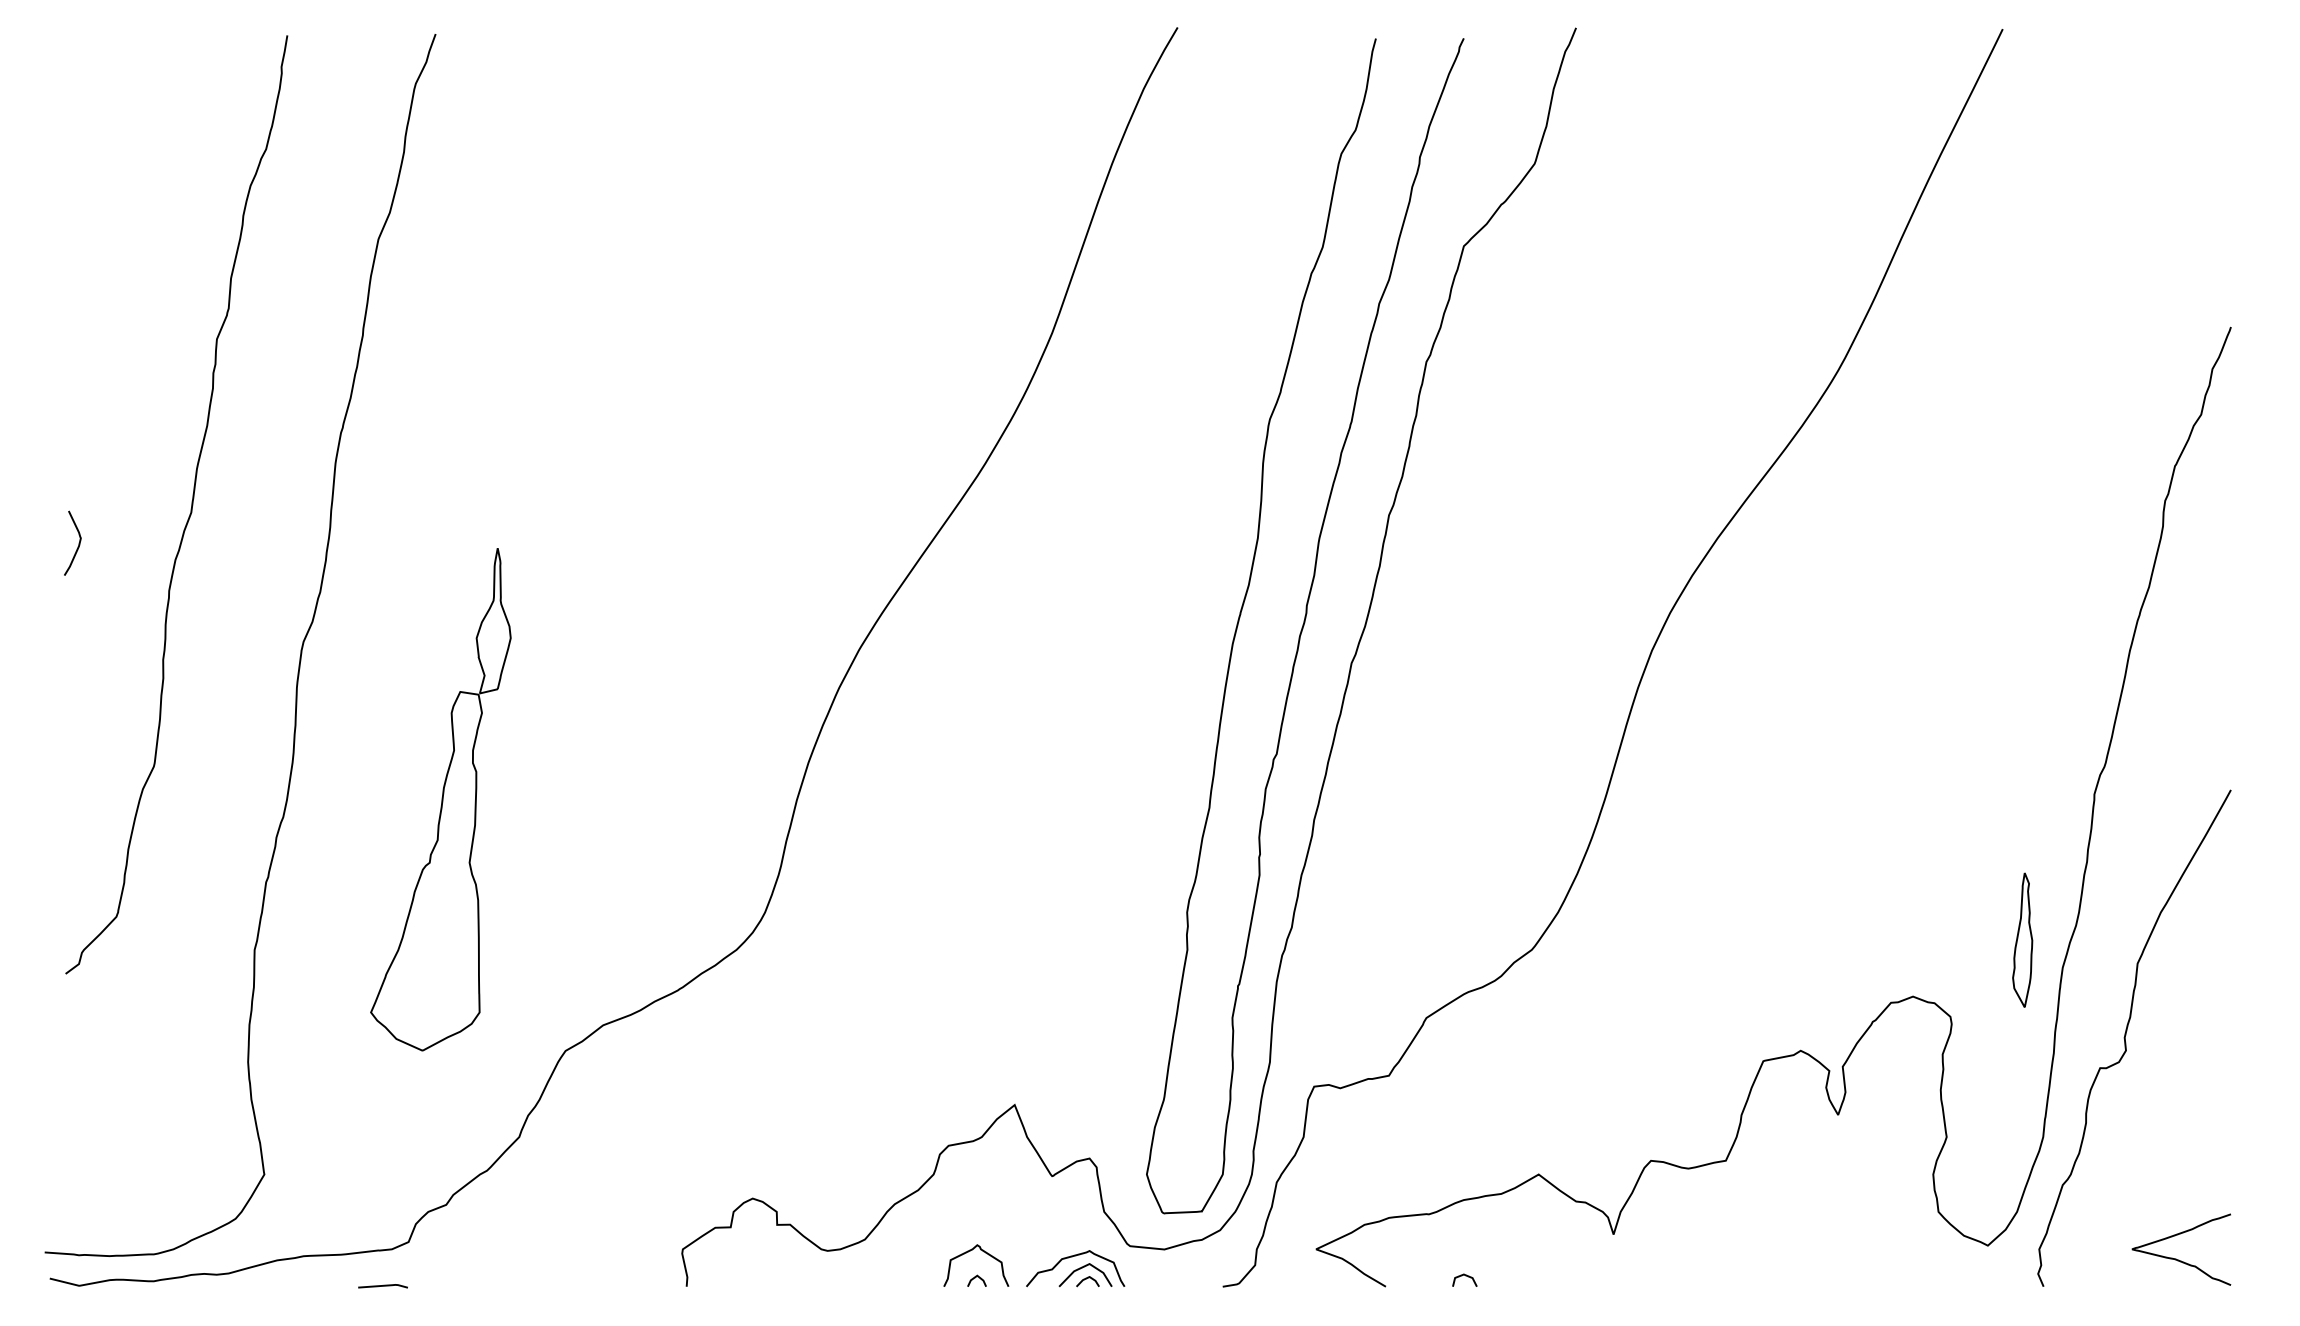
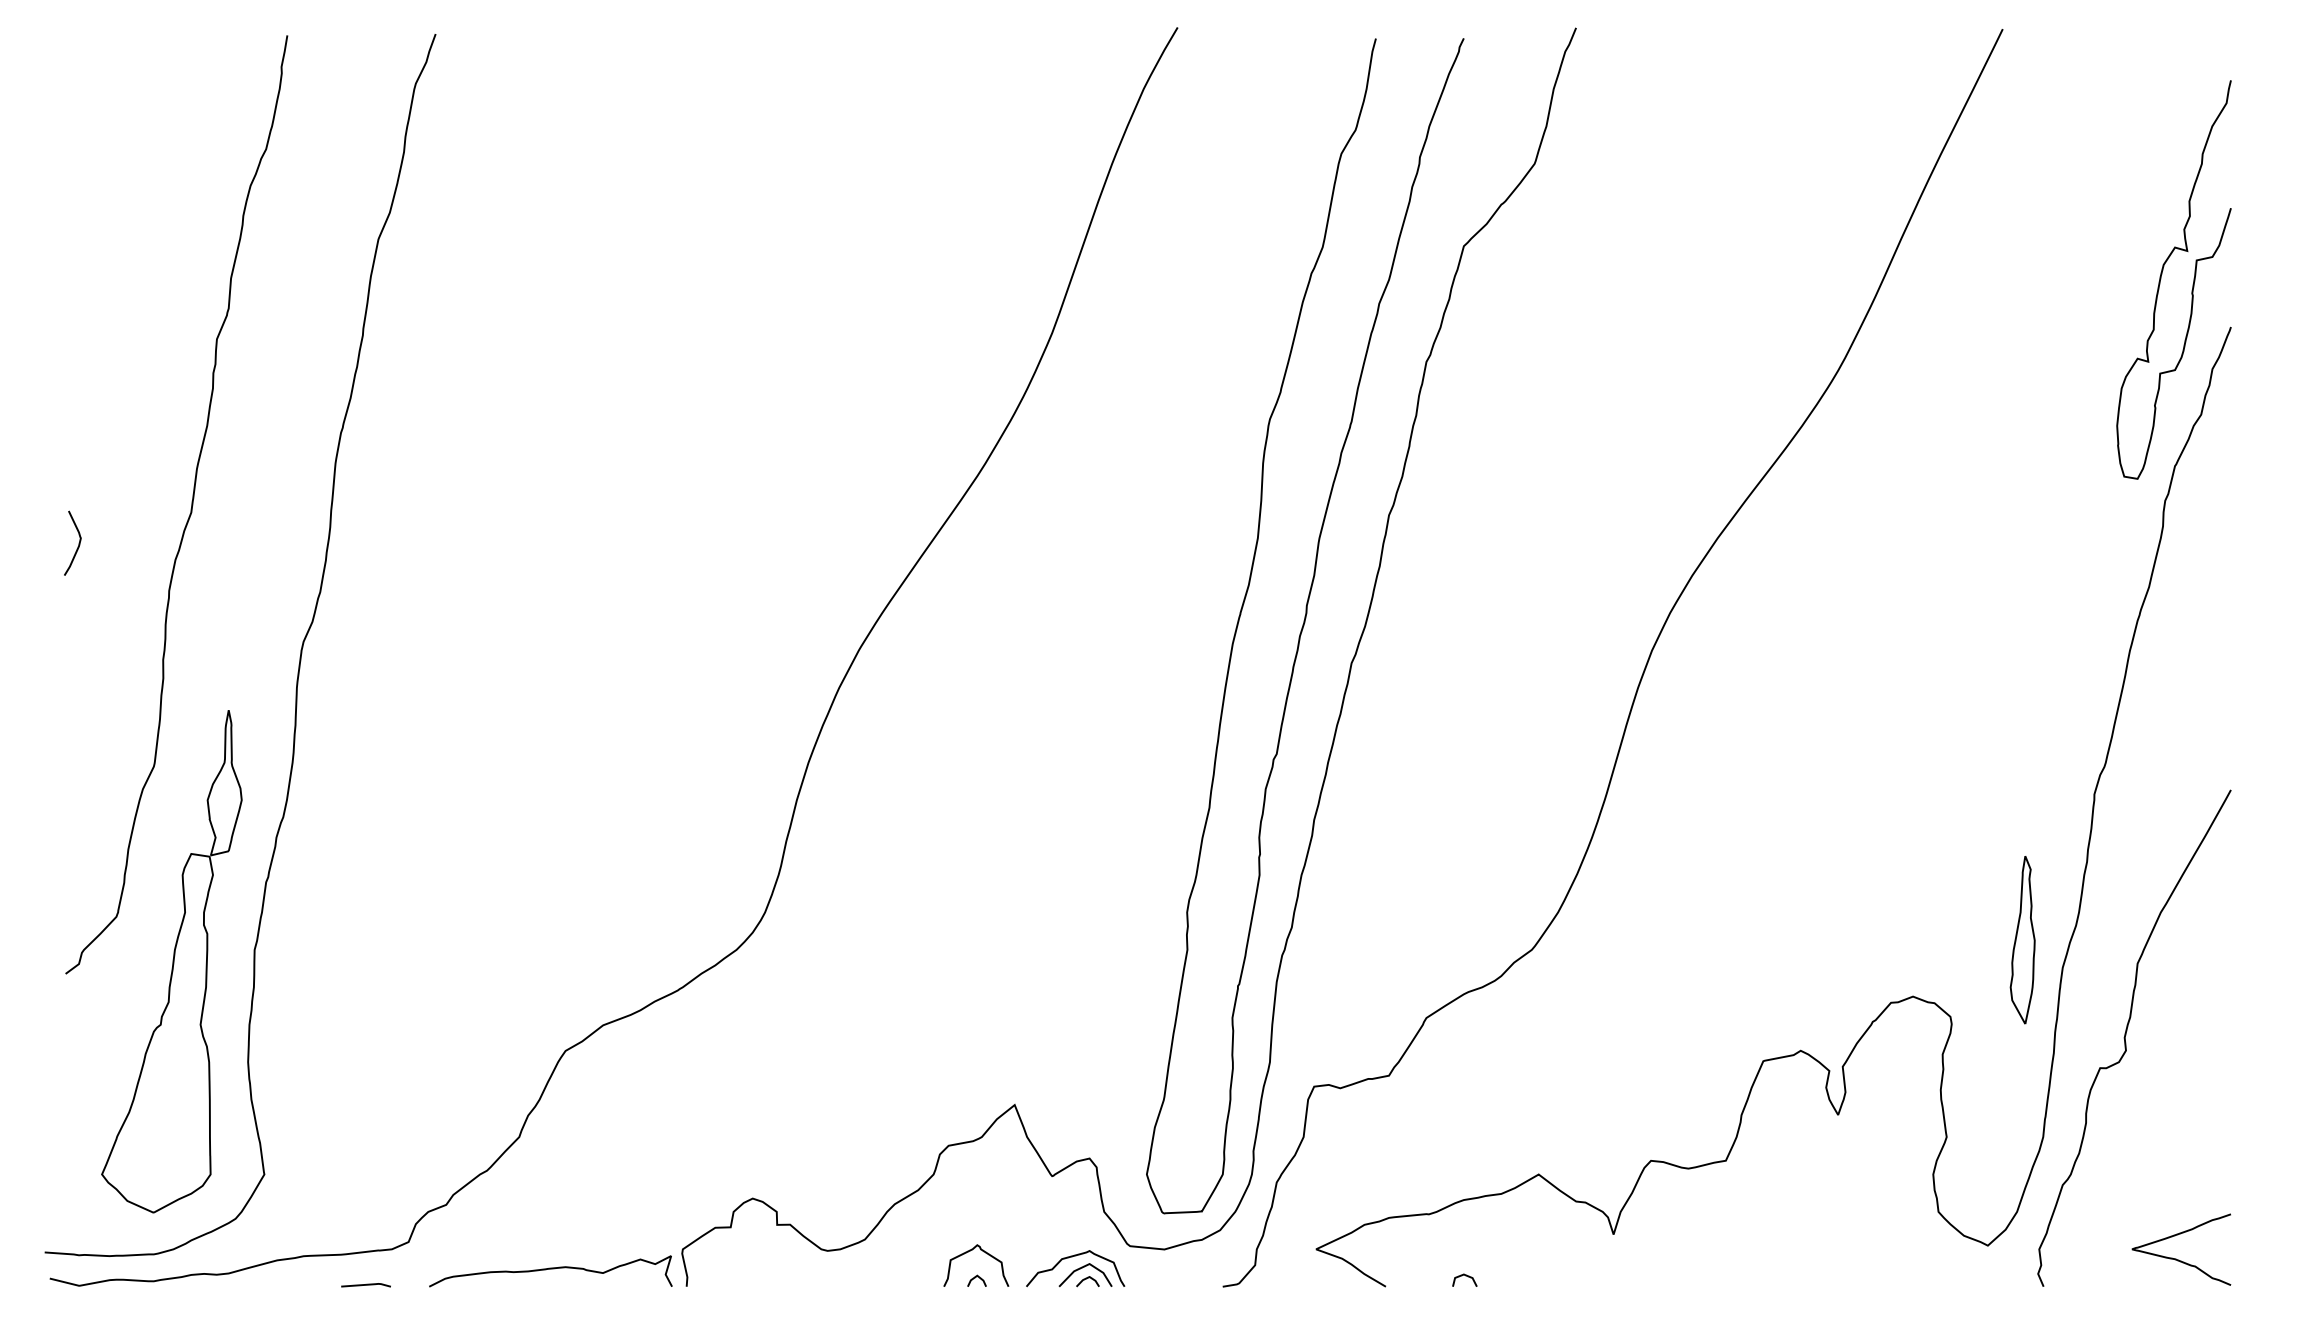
curve: none -> present (2161, 279)
part position: (440, 799) -> (171, 961) (171, 961)
part size: 22x136 px -> 27x169 px (2022, 940)
curve: none -> present (550, 1269)
line position: (382, 1286) -> (365, 1285) (365, 1285)
